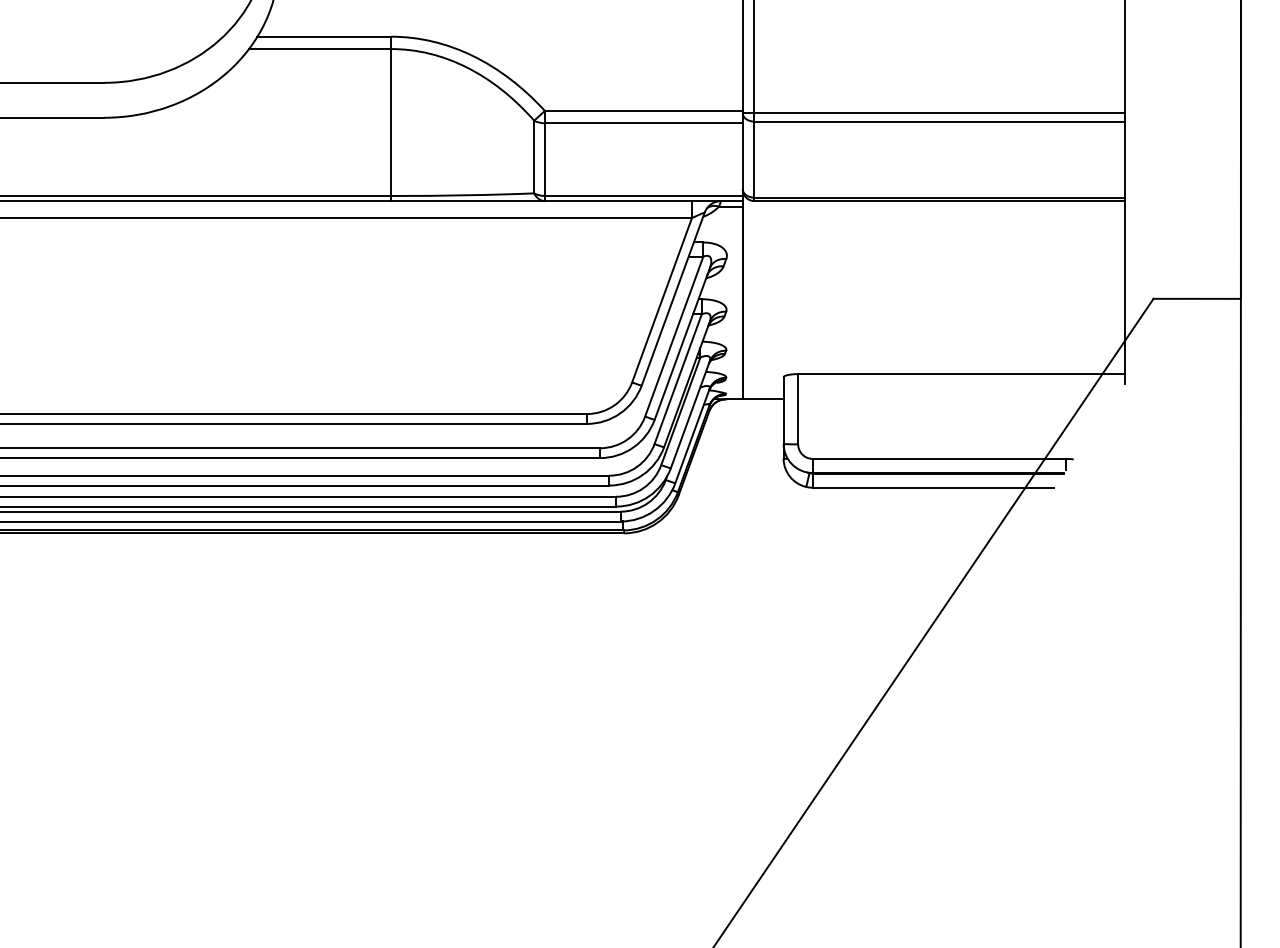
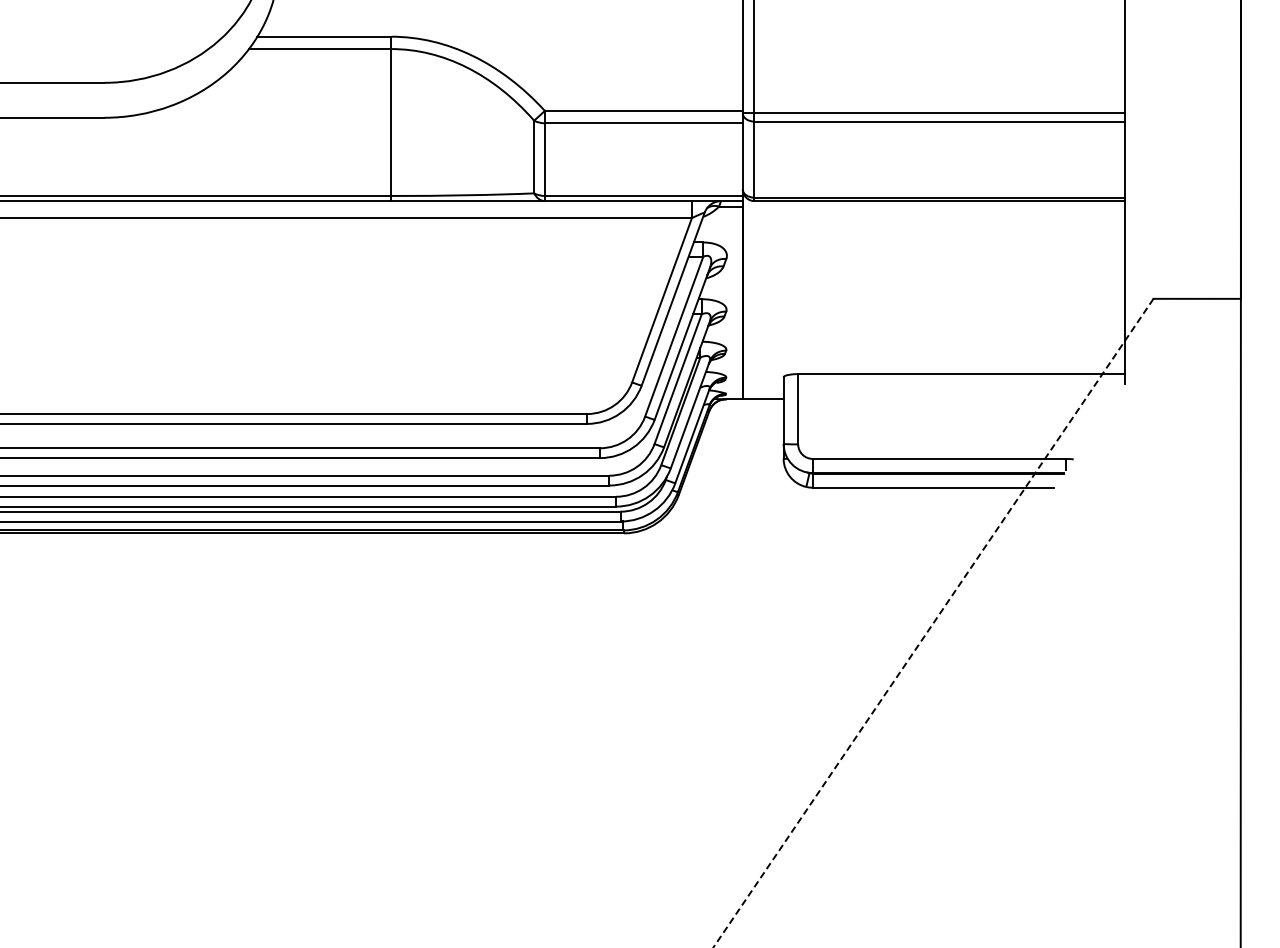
line: solid -> dashed (933, 623)
